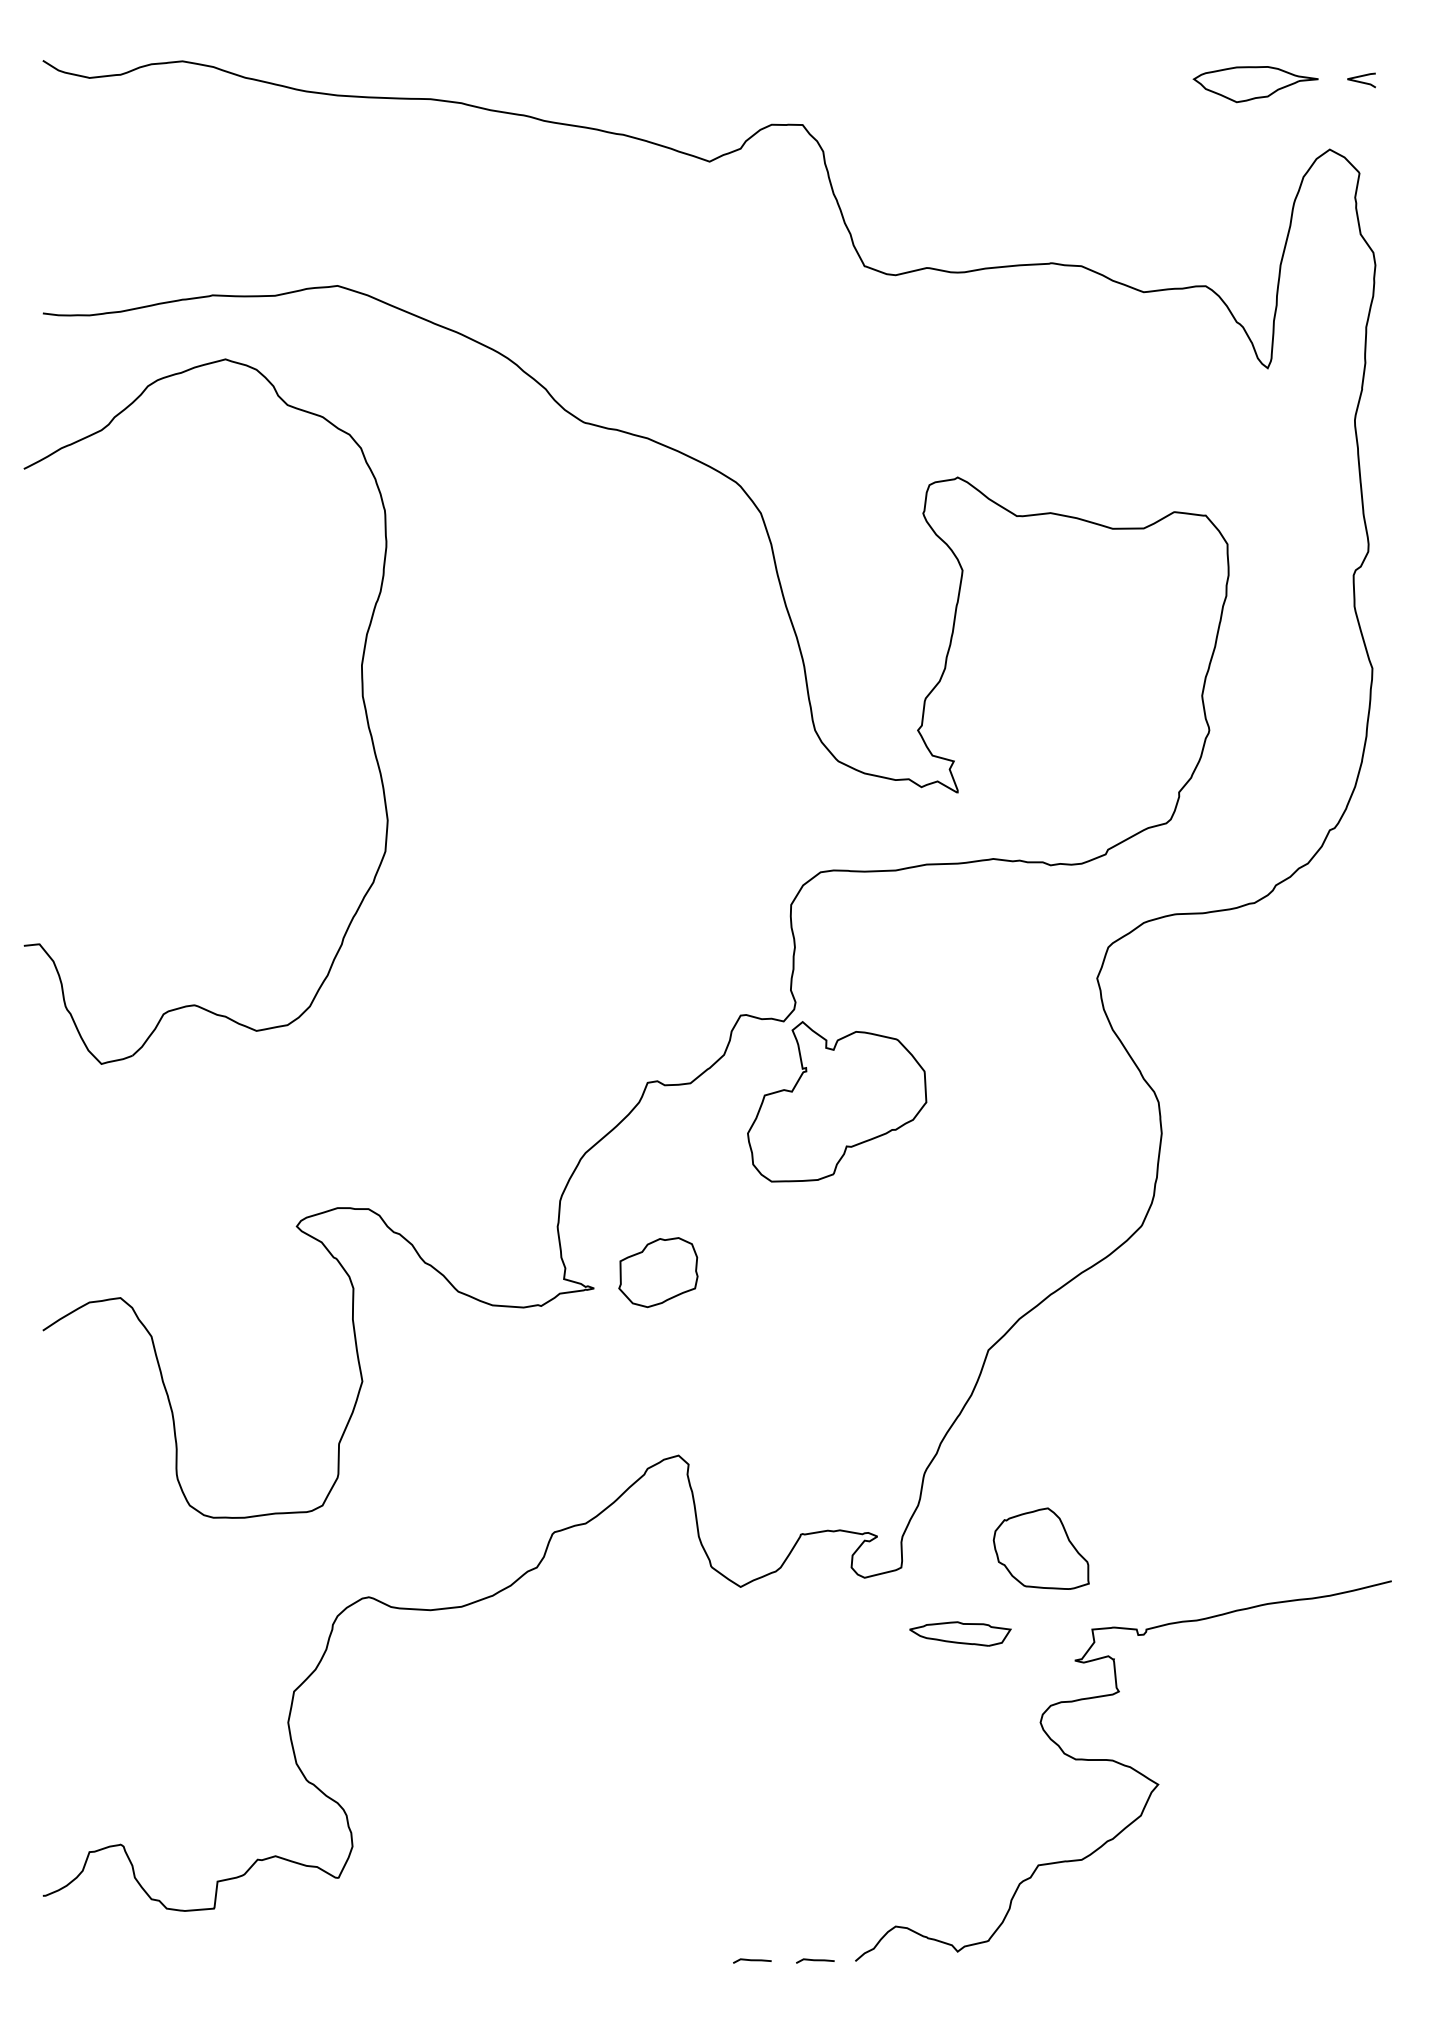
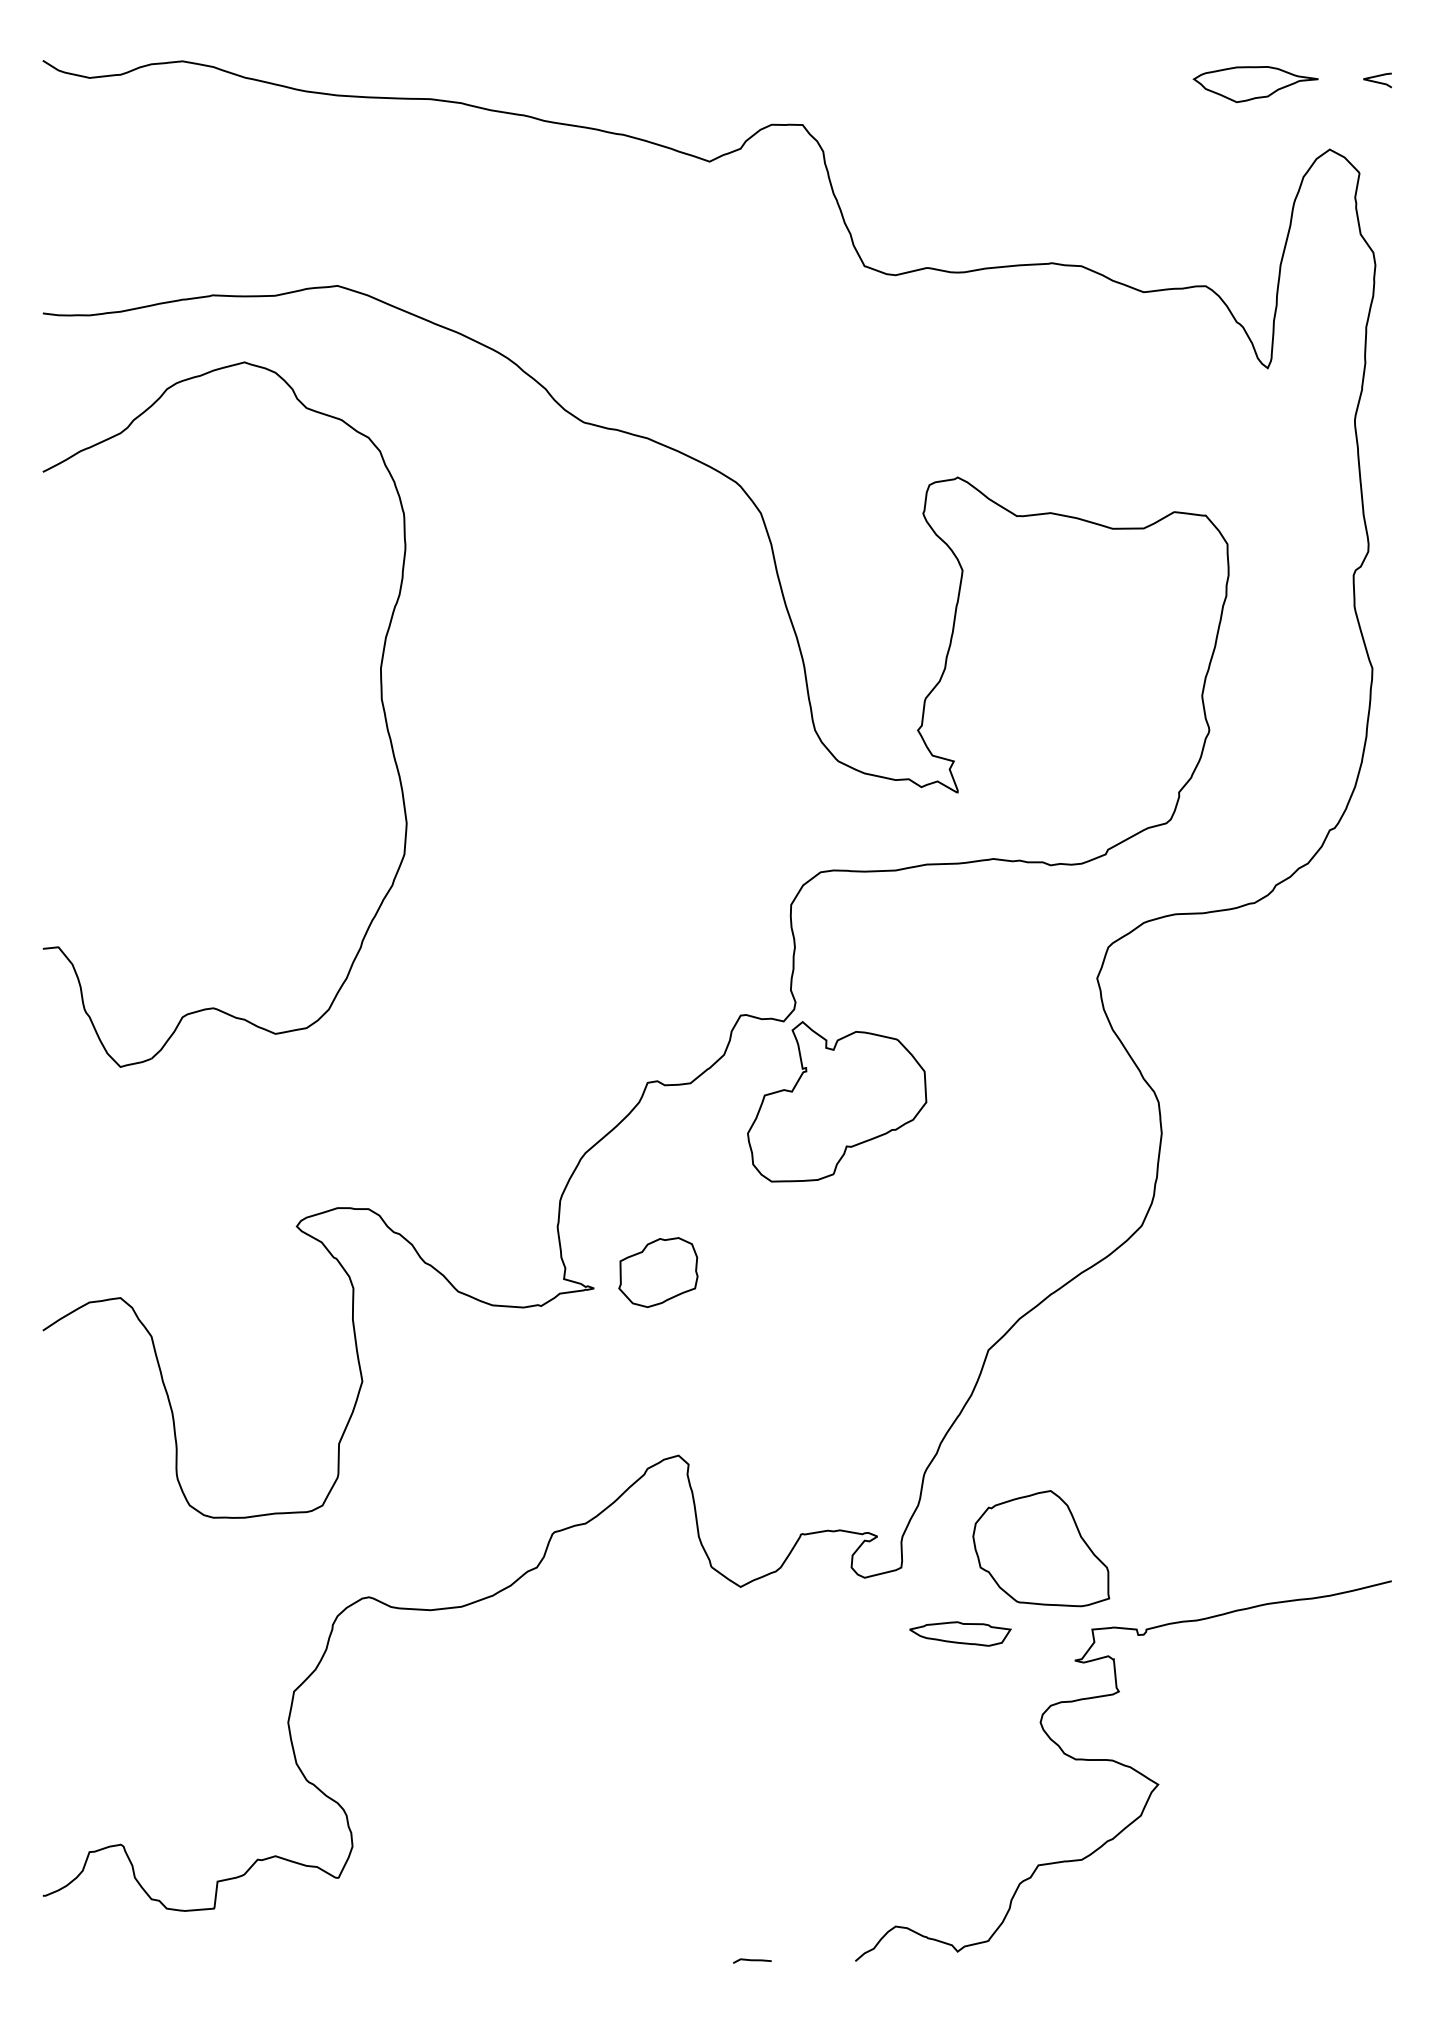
line position: (1361, 81) -> (1377, 81) (1377, 81)
part position: (361, 695) -> (380, 698) (380, 698)
part size: 98x83 px -> 139x118 px (1041, 1548)
line: present -> none (815, 1960)
